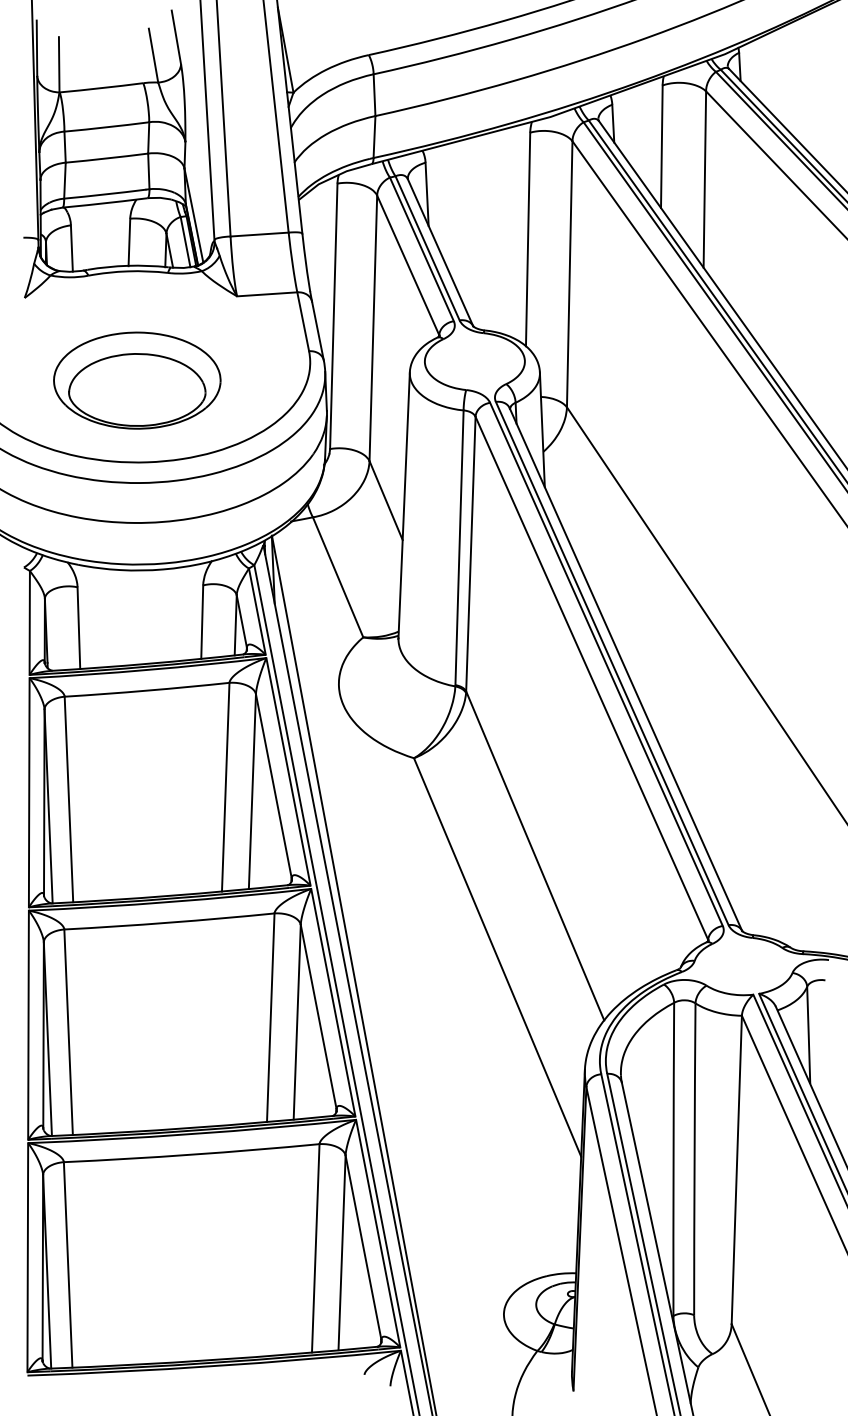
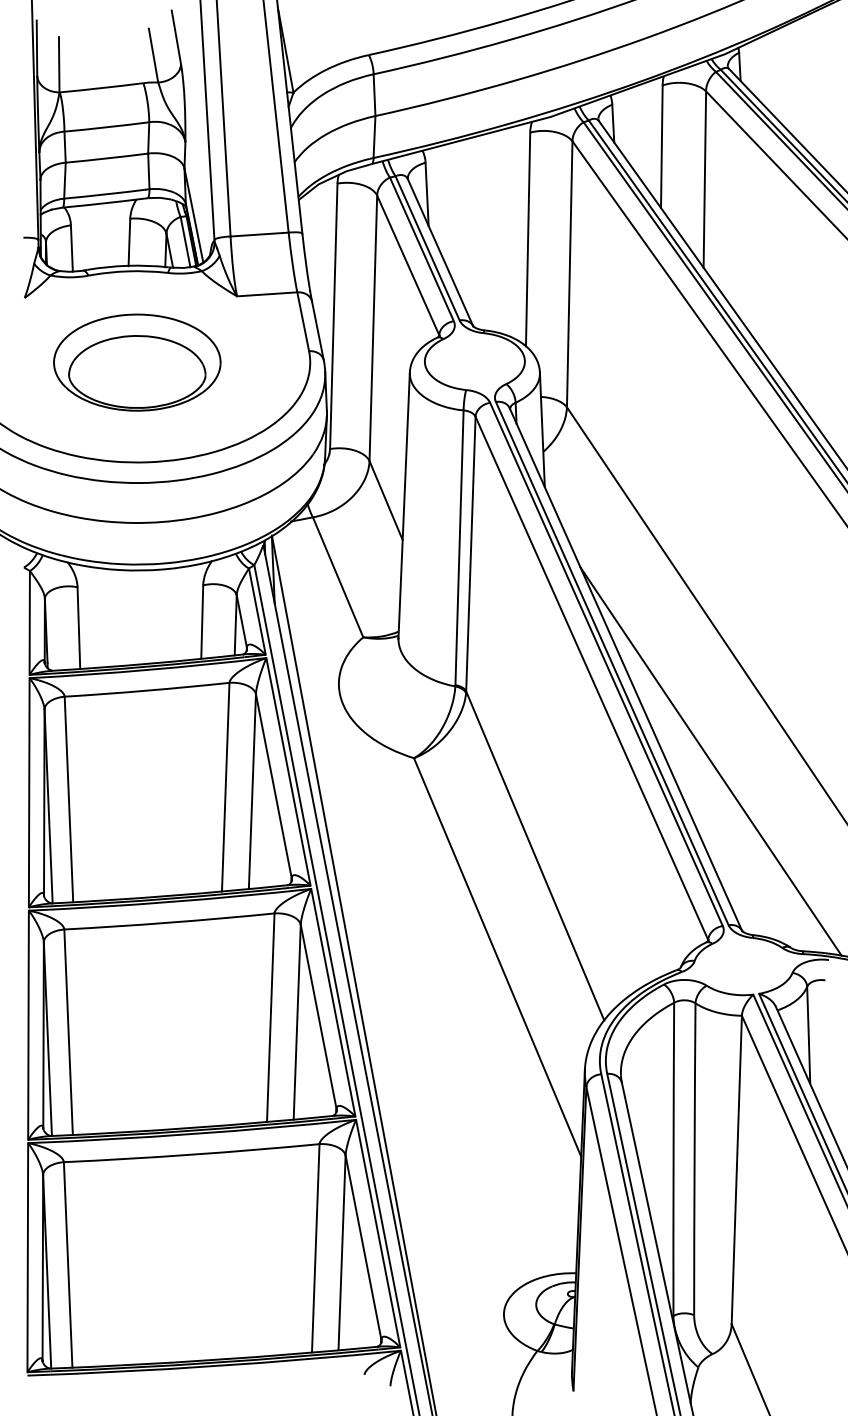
part position: (137, 380) -> (137, 362) (137, 362)
line: none -> present (710, 761)
